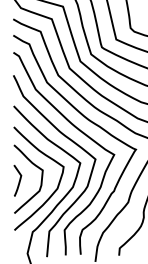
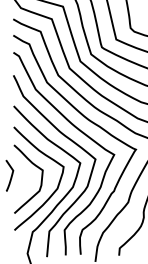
curve position: (18, 181) -> (10, 176) (10, 176)
